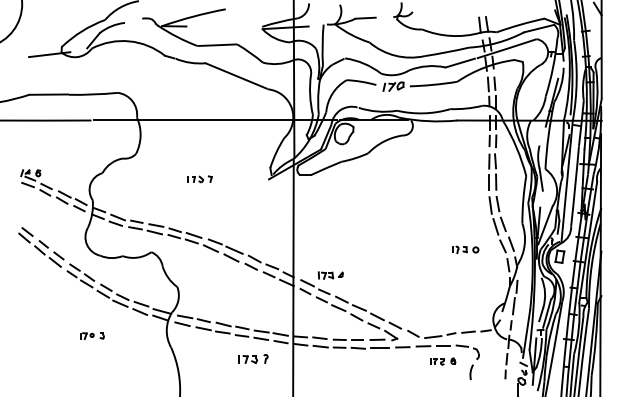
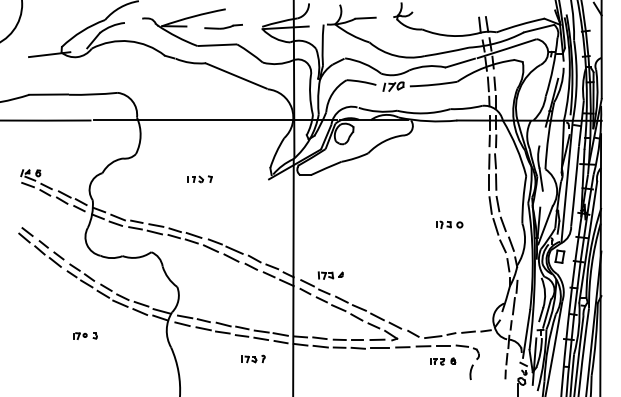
part: none -> present (223, 26)
part position: (465, 249) -> (449, 224) (449, 224)
part position: (92, 335) -> (85, 335) (85, 335)
part size: 31x10 px -> 25x10 px (253, 358)
